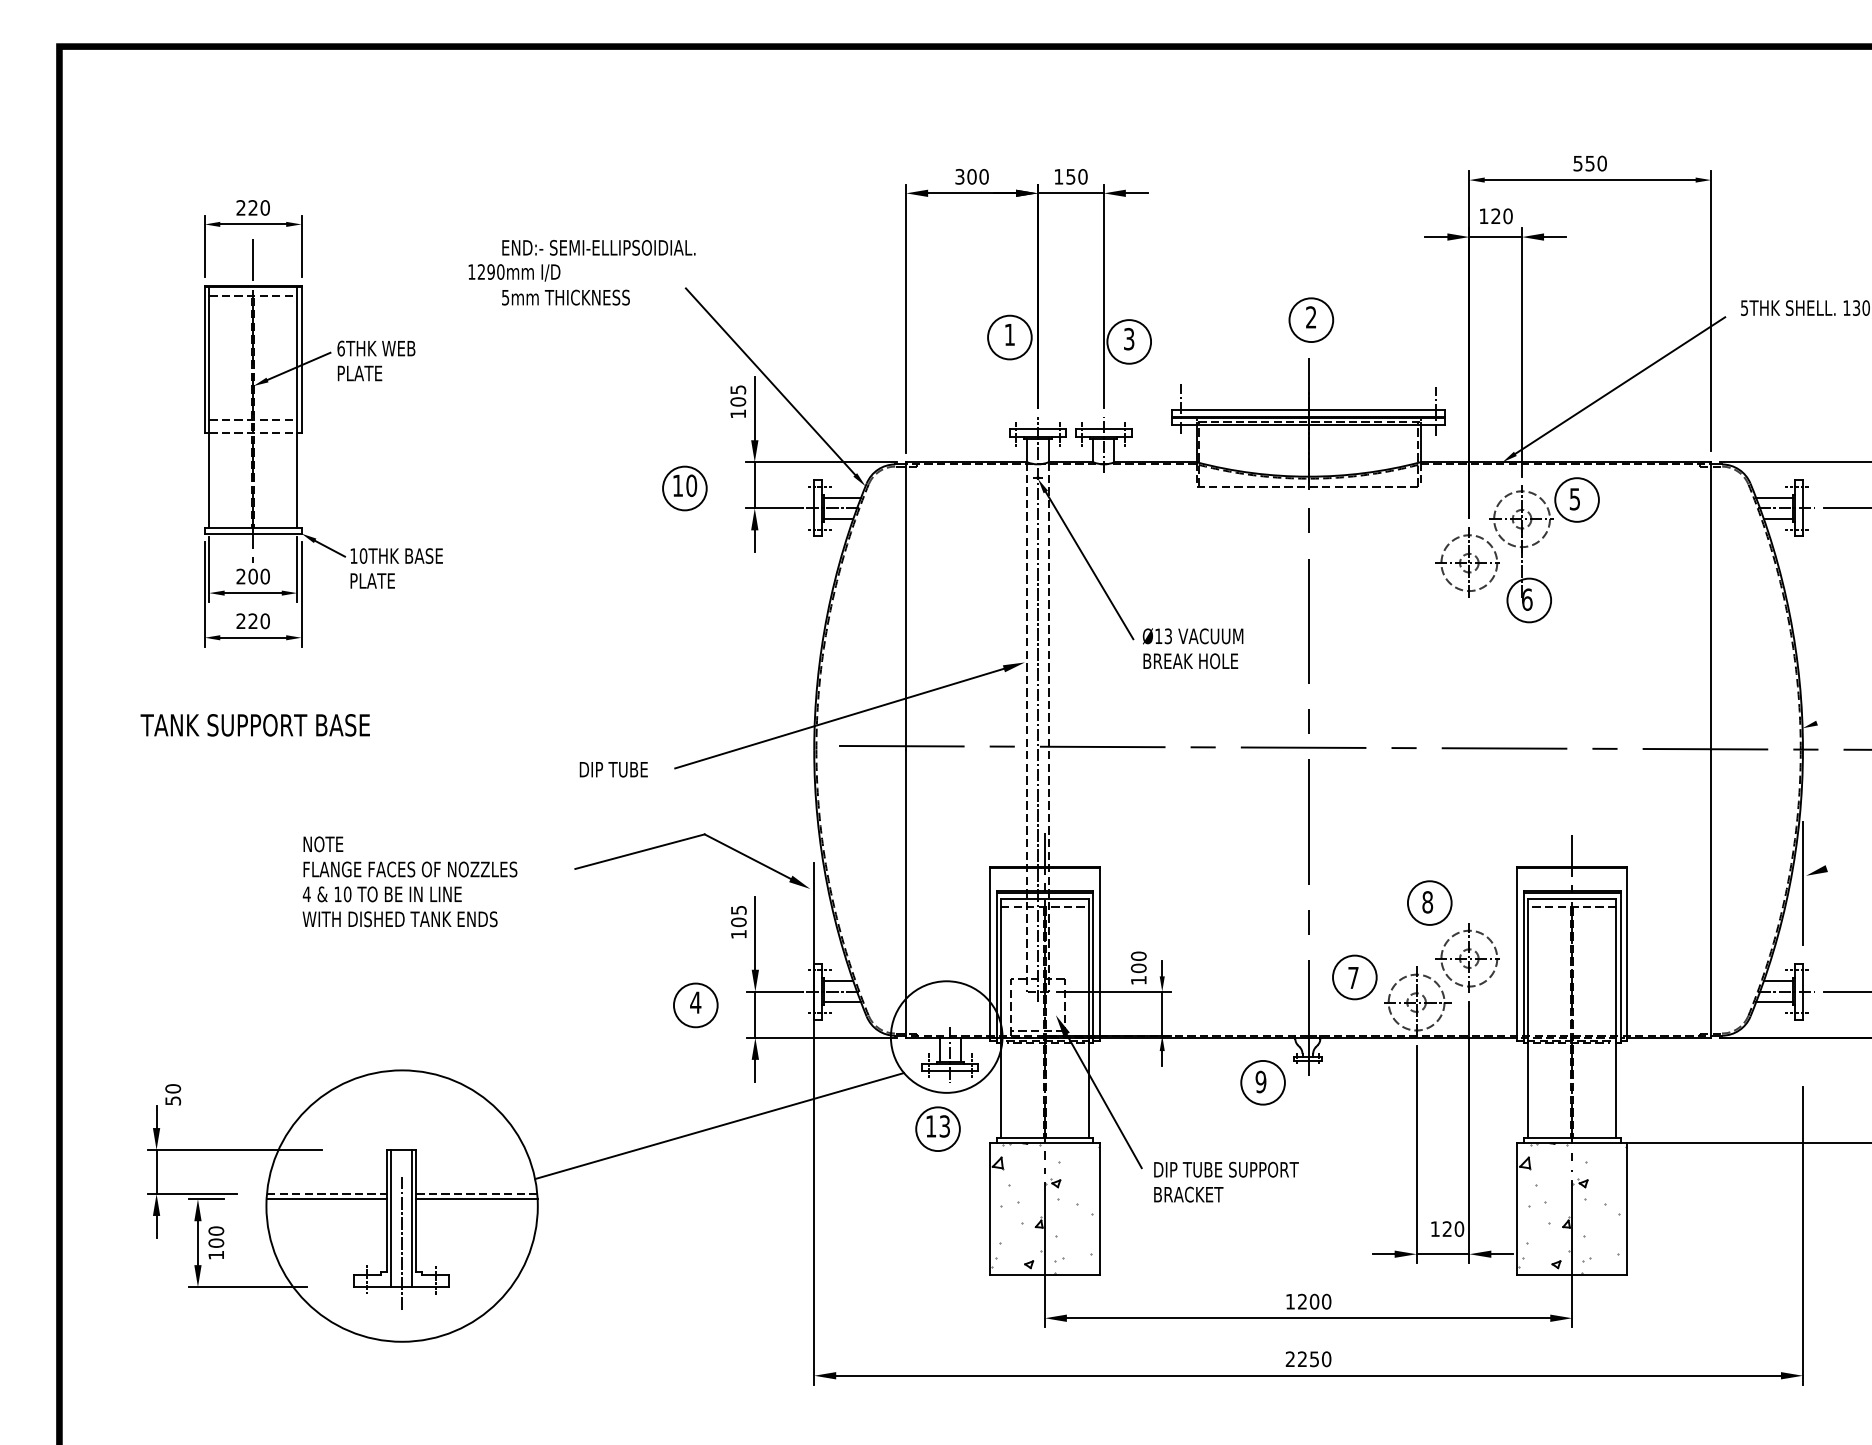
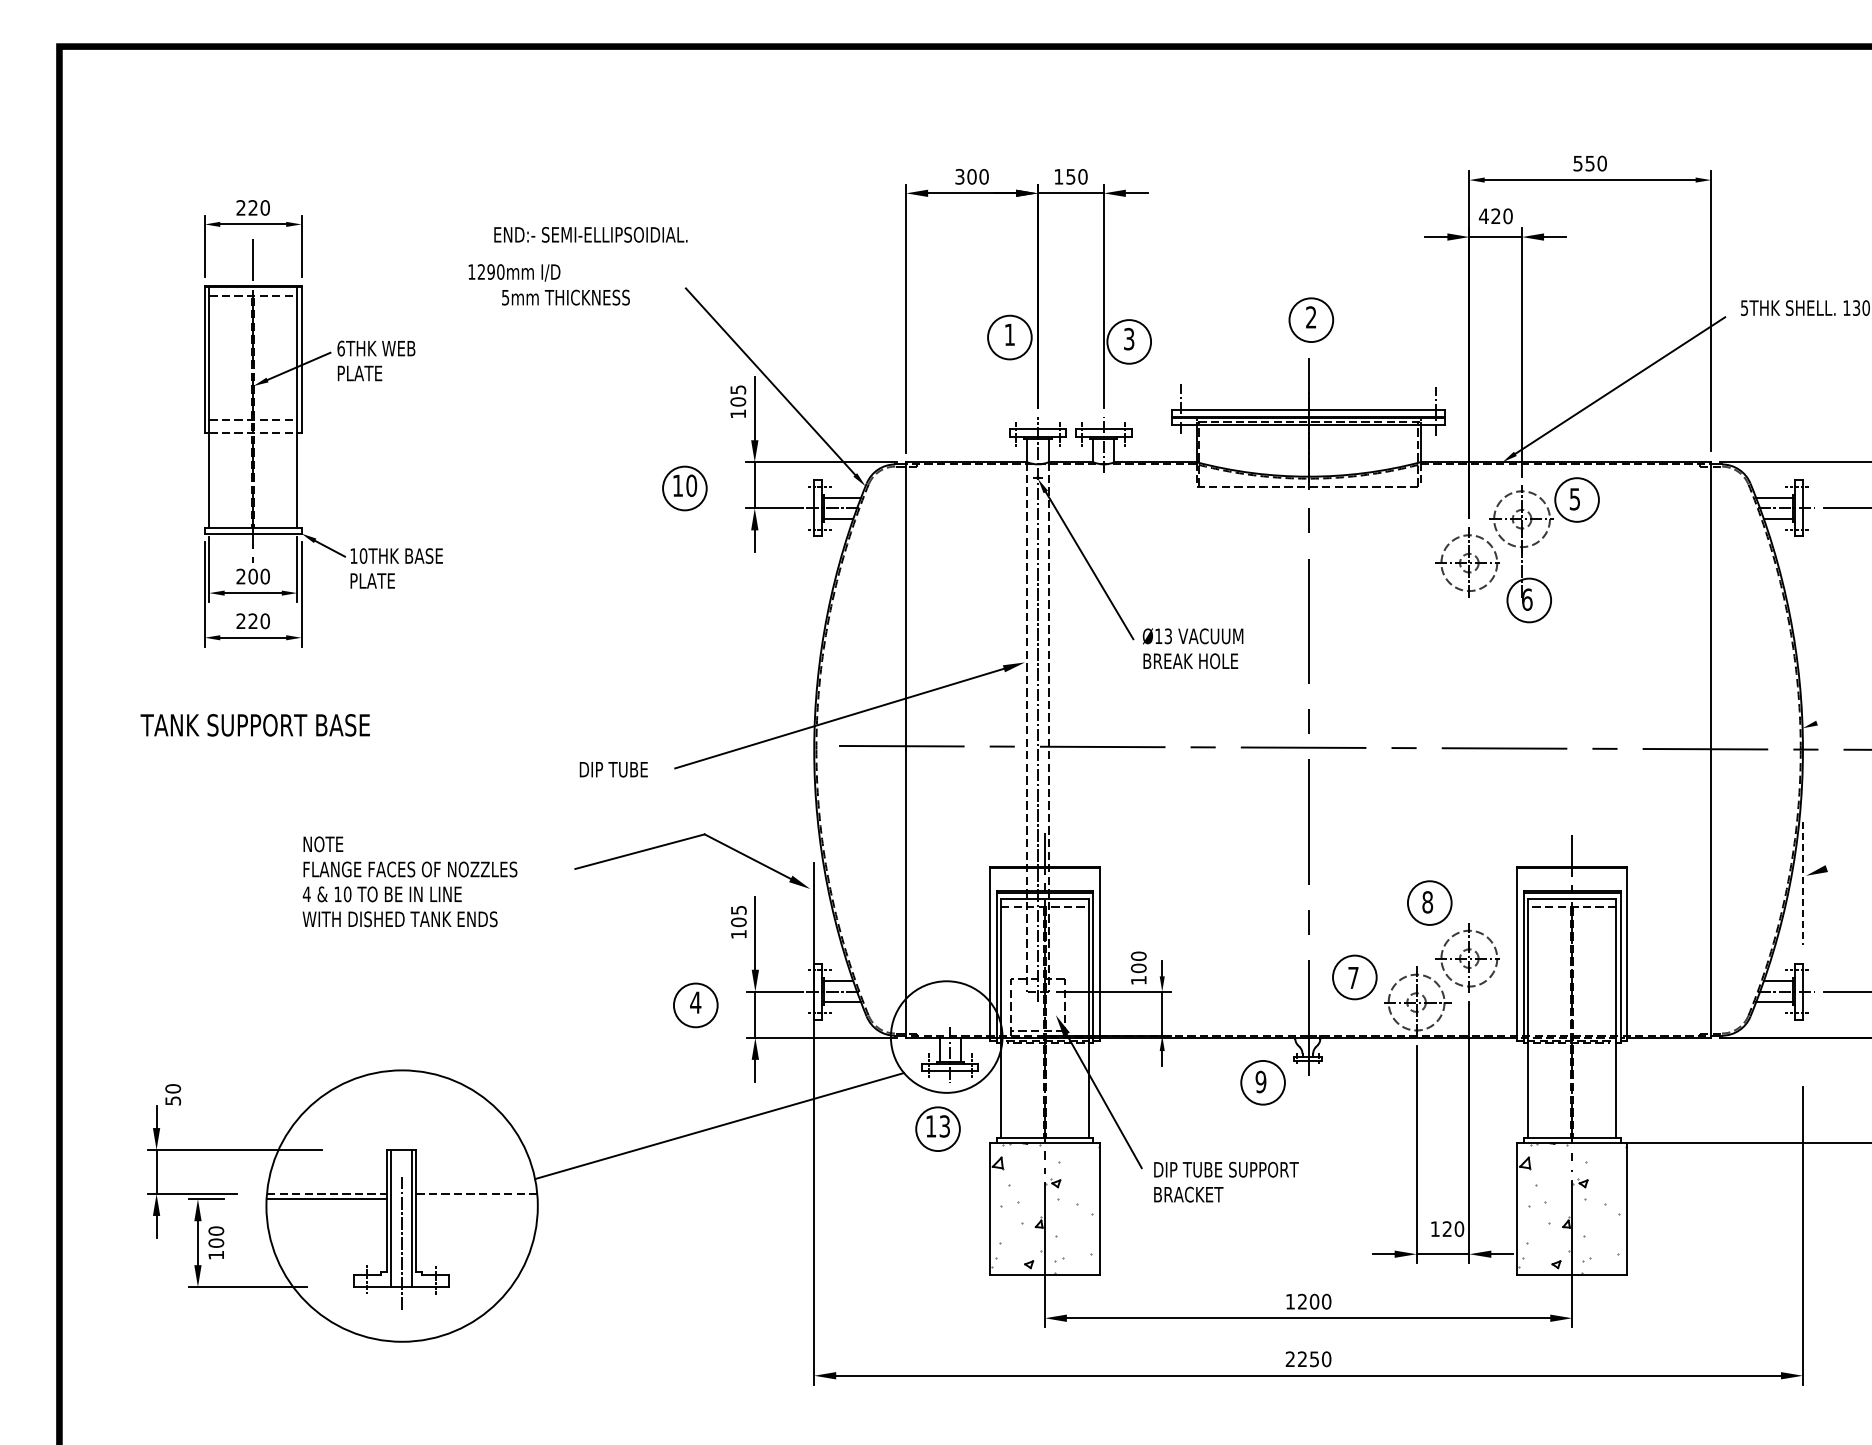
text: 120 -> 420 (1483, 215)
text position: (598, 247) -> (590, 234) (590, 234)
line: solid -> dashed (1802, 883)
line: present -> none (476, 1199)
